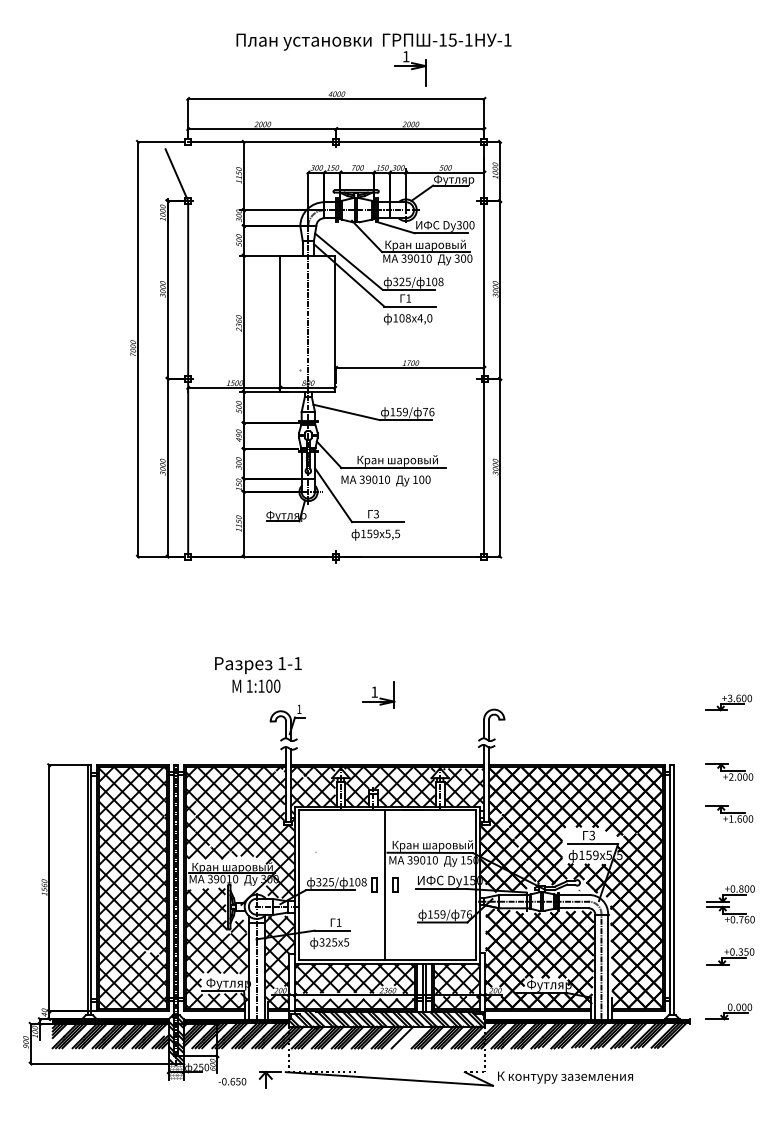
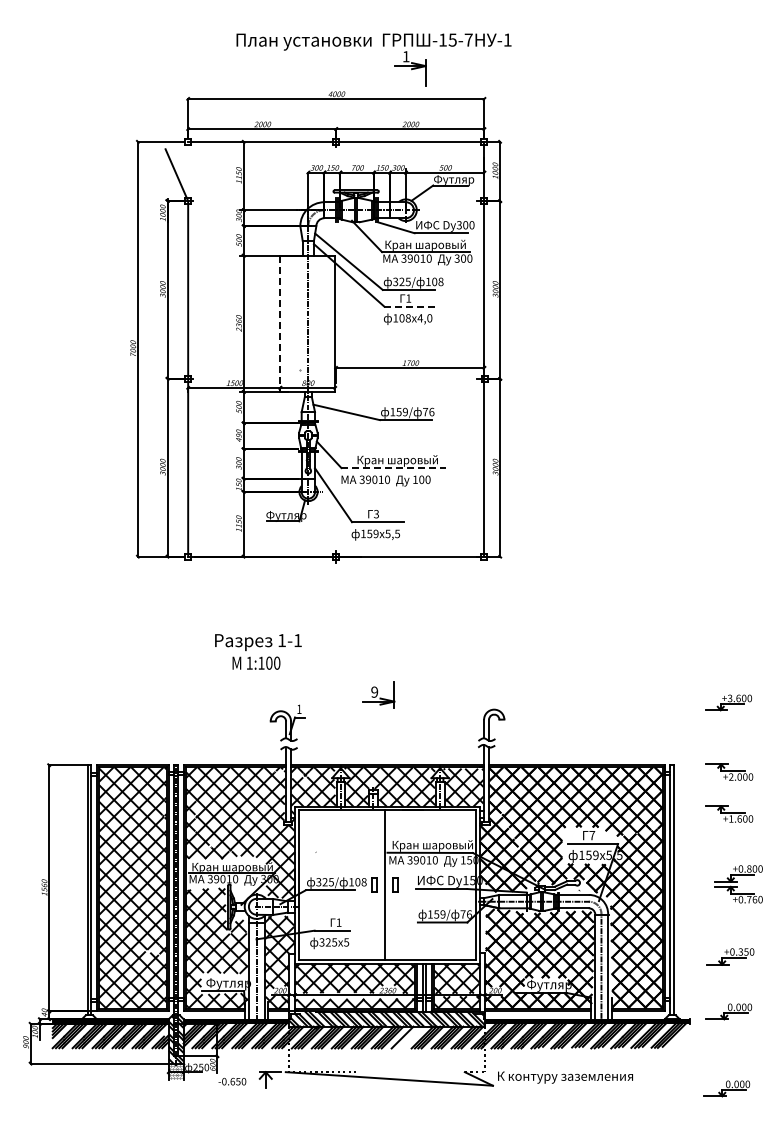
text: -15-1 -> -15-7 (468, 39)
line: solid -> dashed (410, 306)
line: solid -> dashed (280, 324)
line: solid -> dashed (393, 468)
text position: (258, 674) -> (258, 651) (258, 651)
text: 1 -> 9 (374, 691)
text: 3 -> 7 (592, 835)
part position: (730, 904) -> (738, 884) (738, 884)
part: none -> present (726, 1088)
